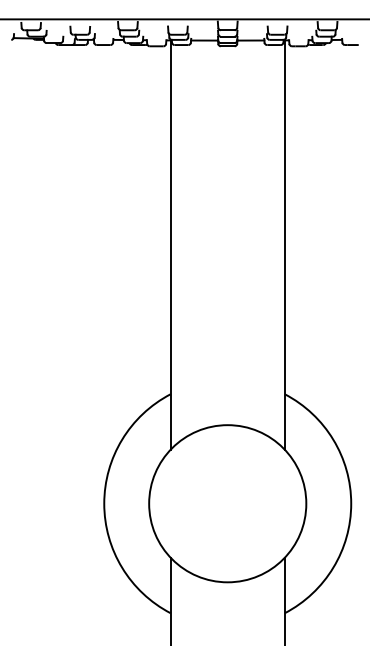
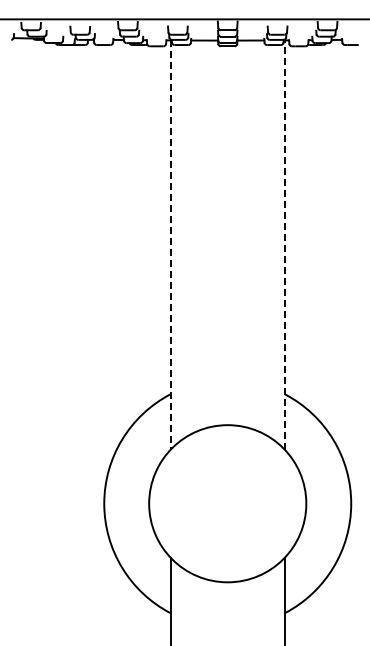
line: solid -> dashed (170, 245)
line: solid -> dashed (284, 245)
